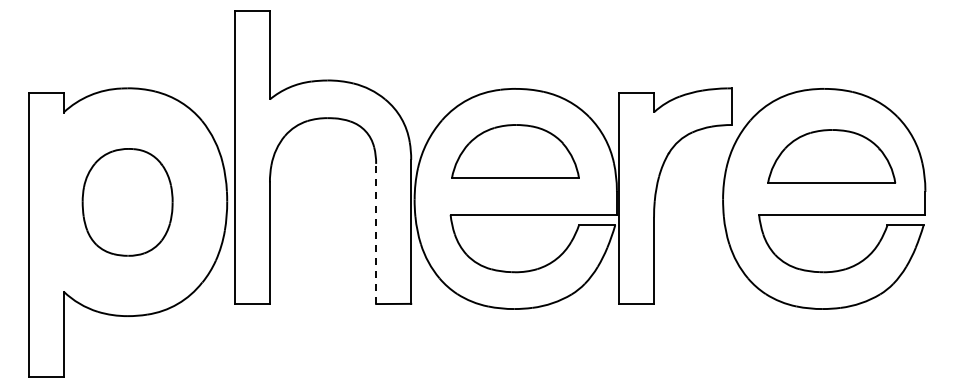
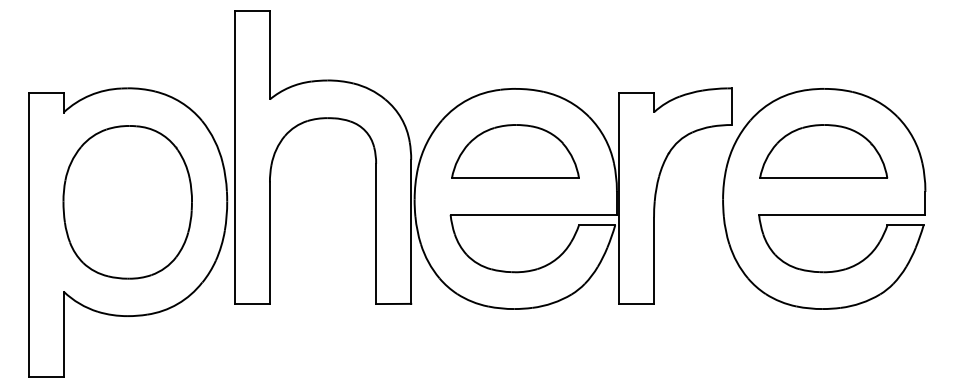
part position: (831, 156) -> (823, 151) (823, 151)
part size: 93x109 px -> 131x155 px (127, 202)
line: dashed -> solid (376, 233)
